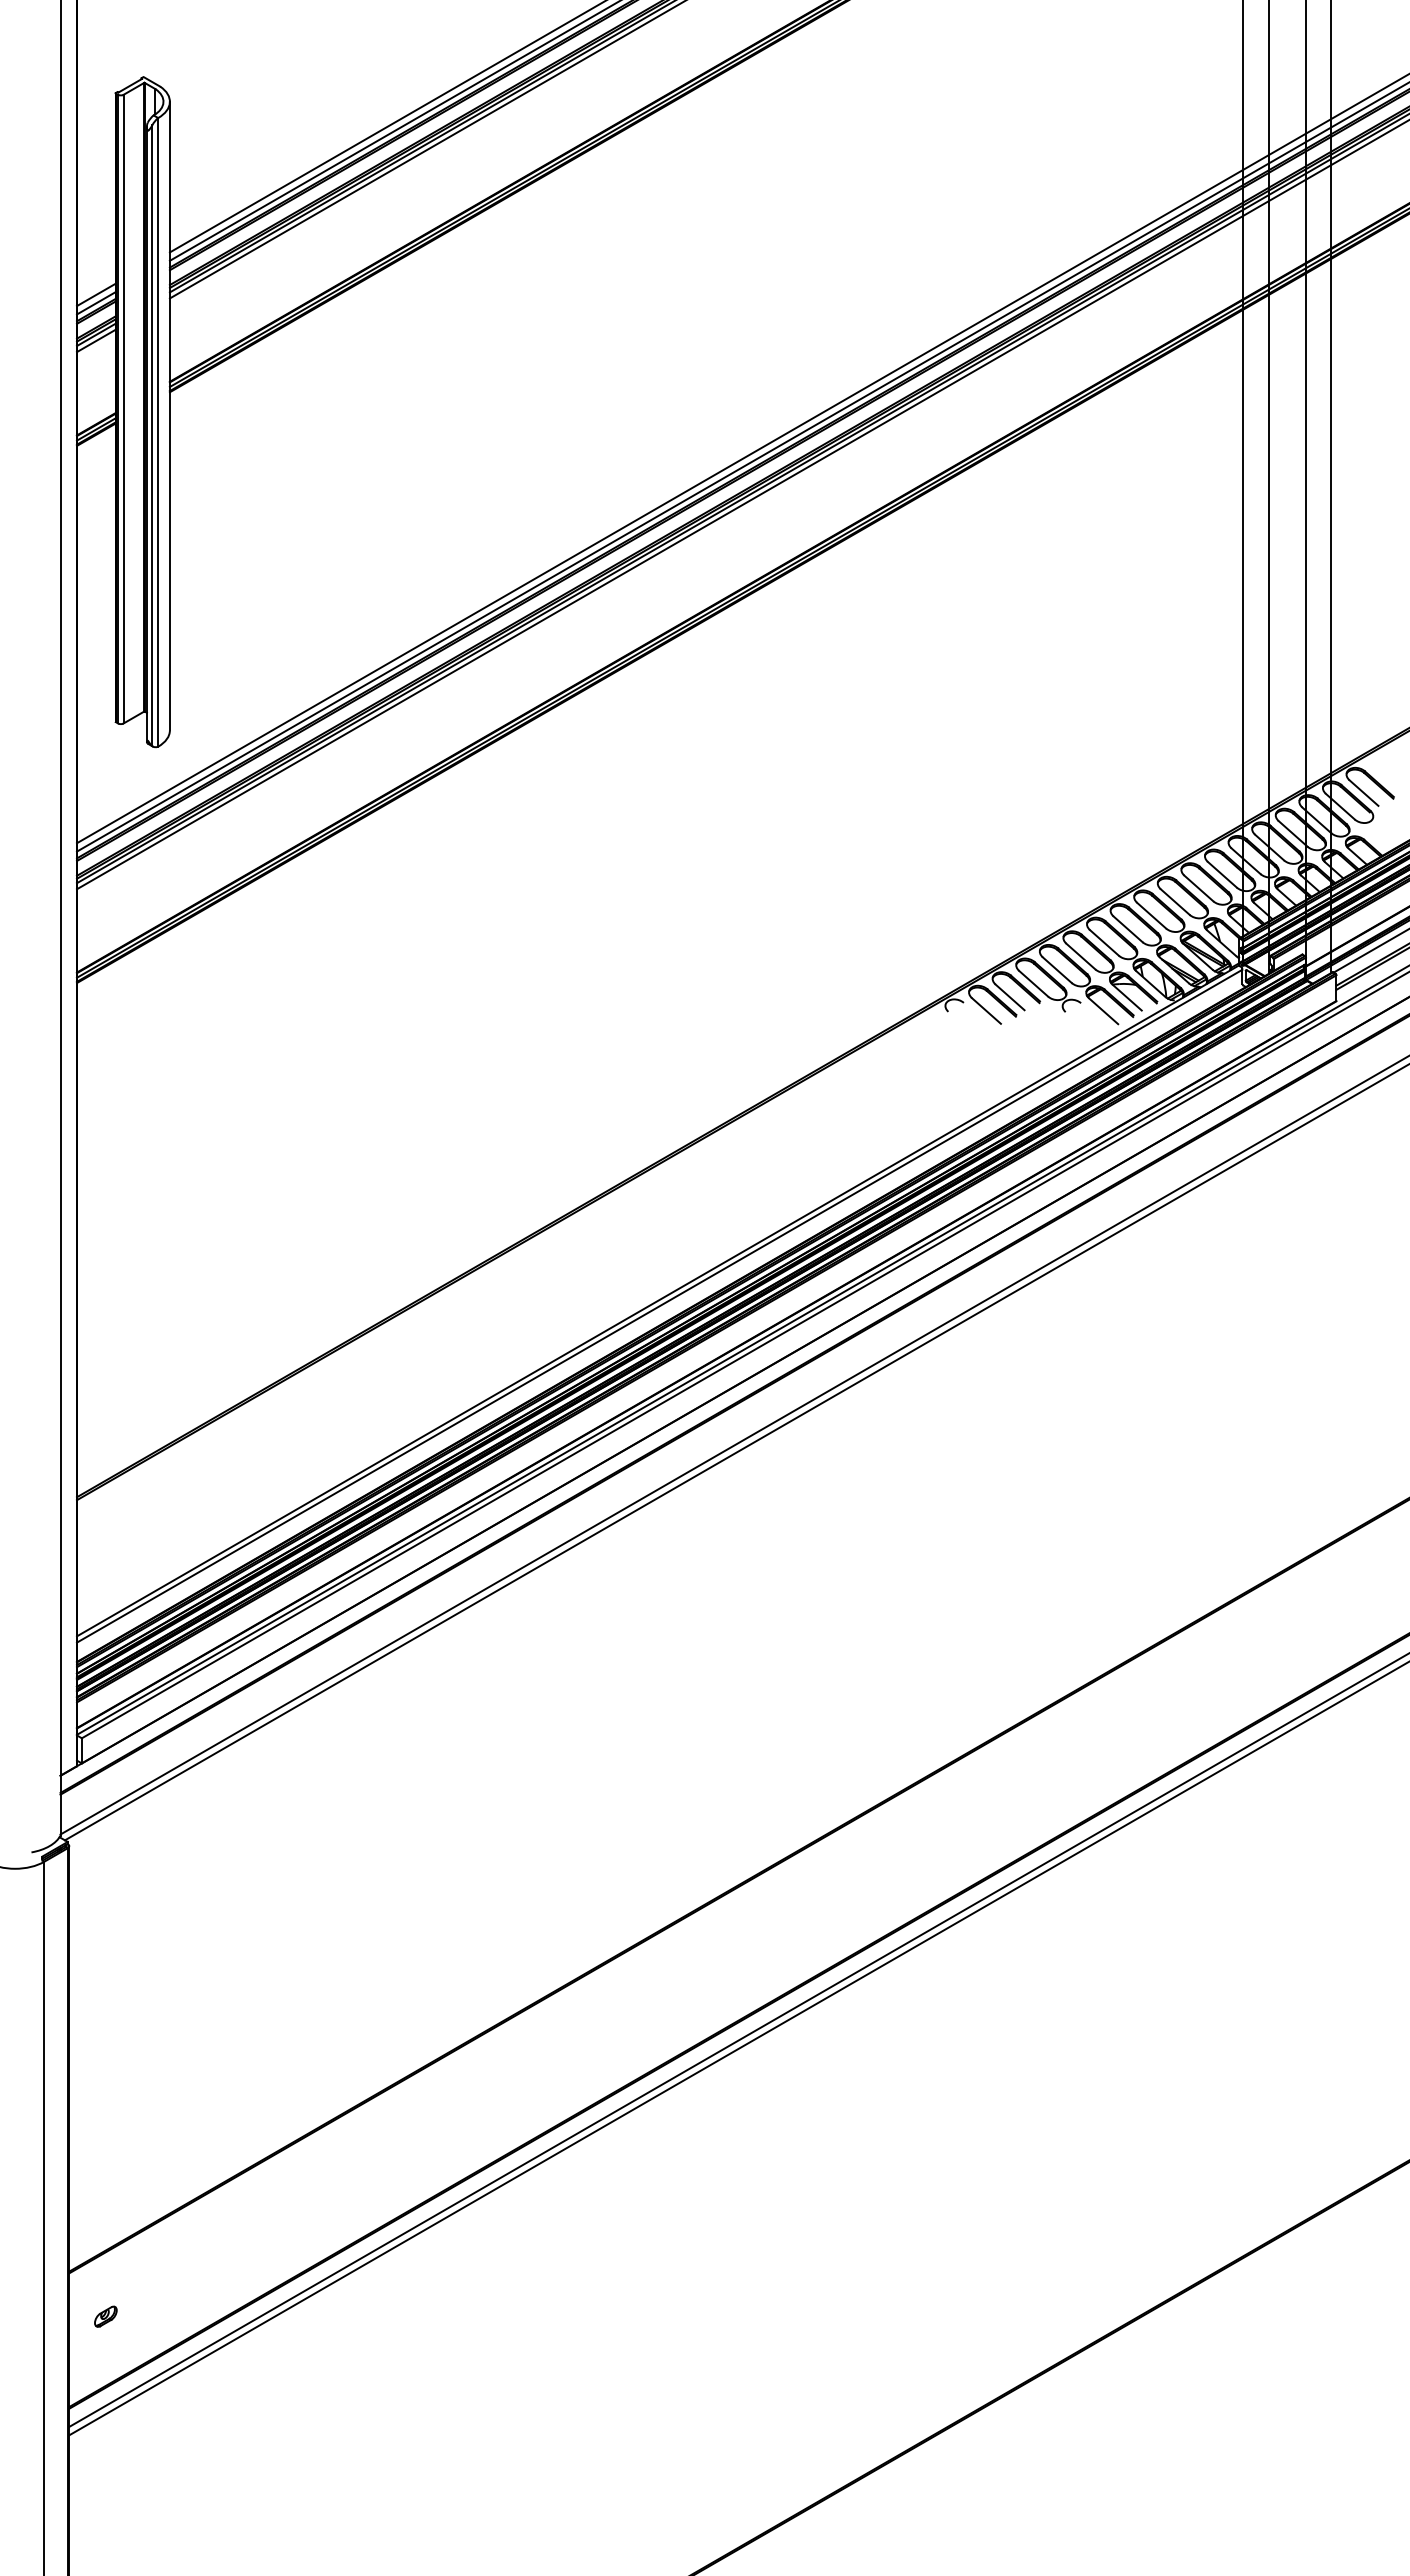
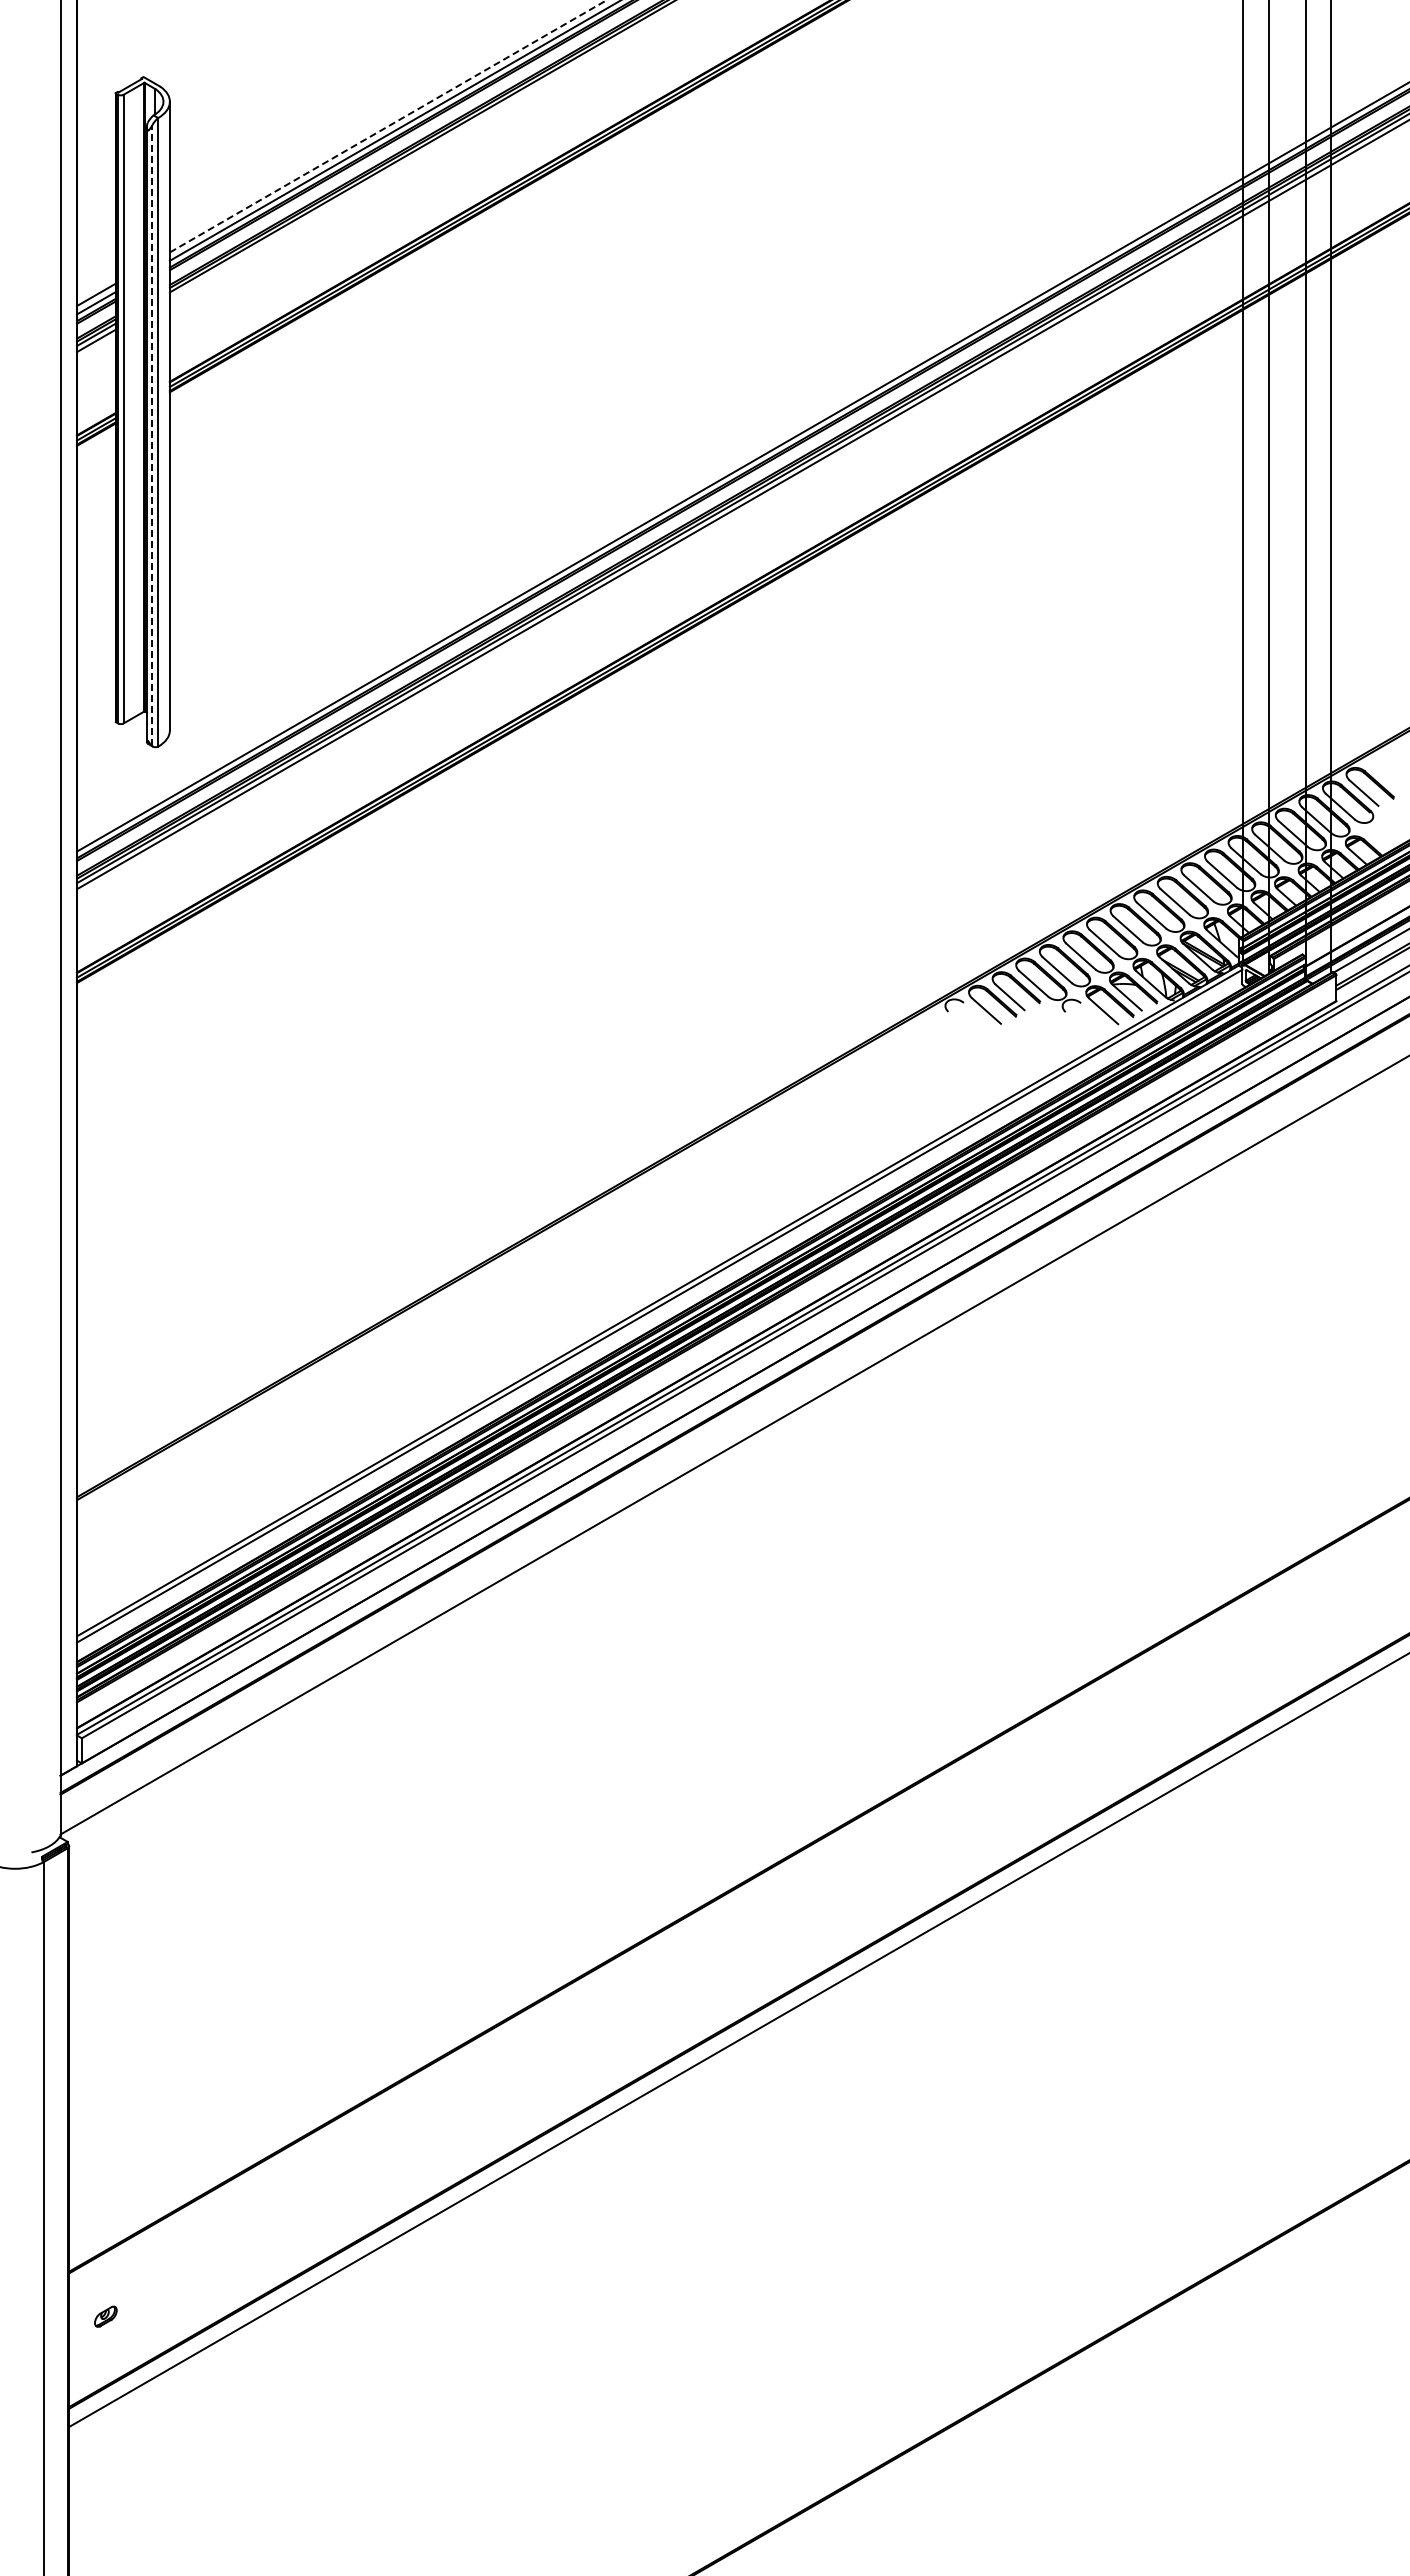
line: solid -> dashed (388, 125)
line: present -> none (425, 150)
line: solid -> dashed (152, 435)
line: present -> none (741, 459)
line: present -> none (735, 1452)
line: present -> none (737, 2049)
